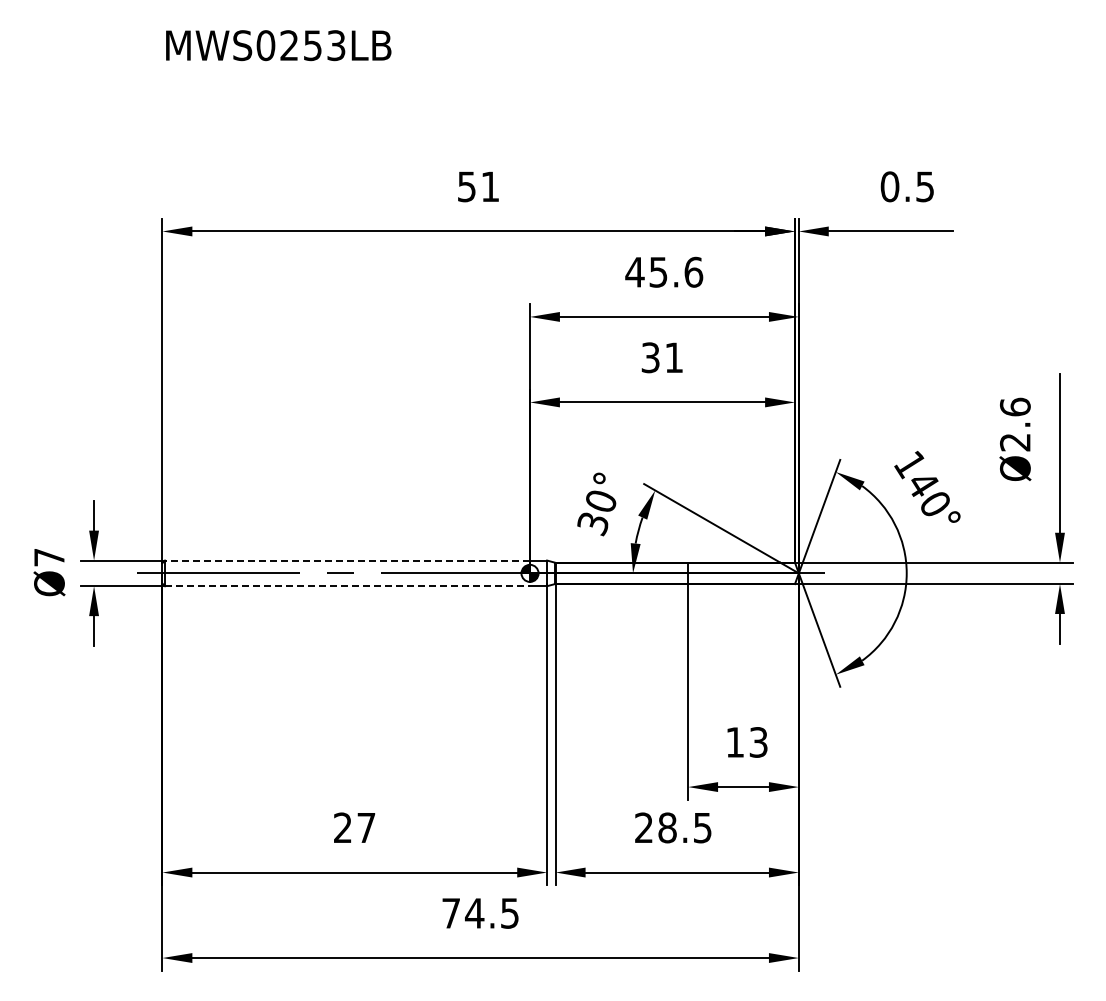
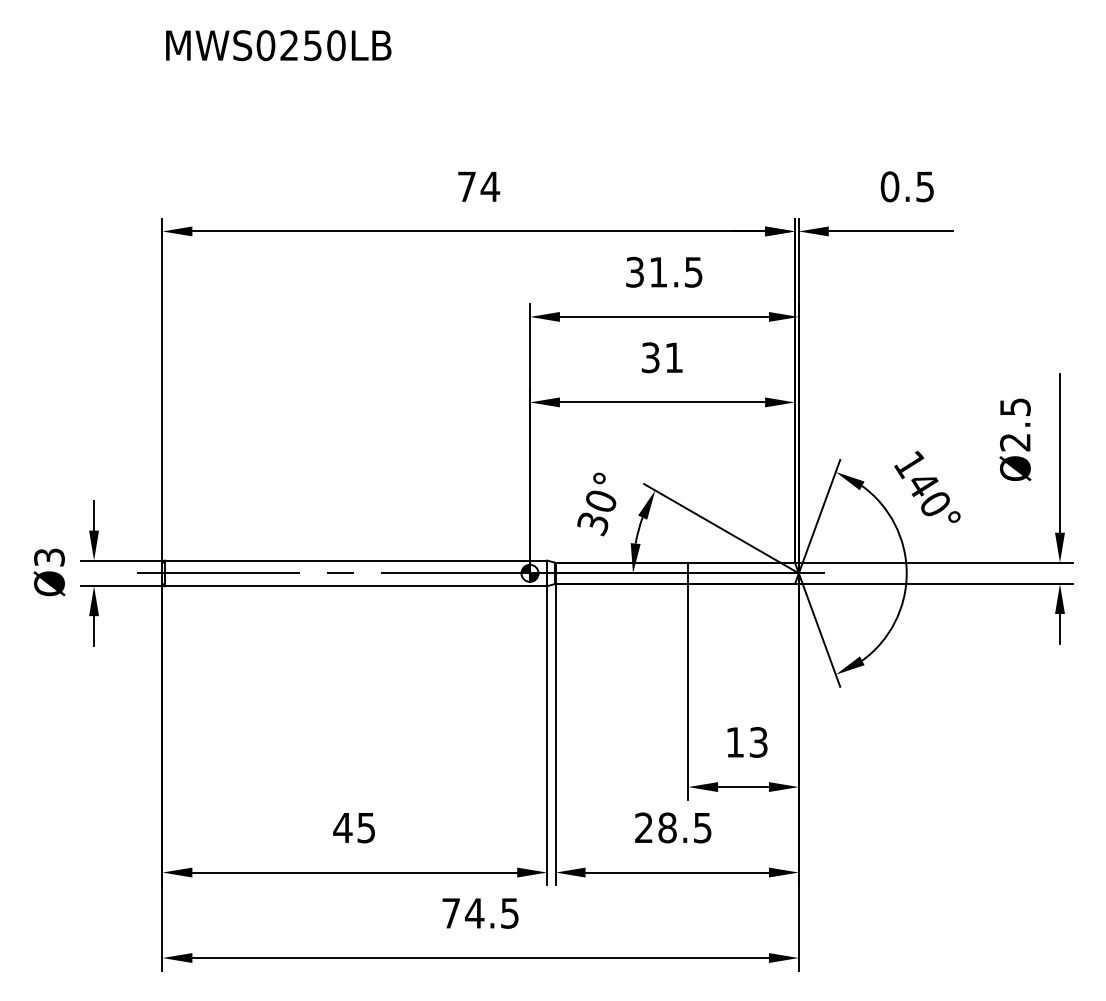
text: MWS0253LB -> MWS0250LB (336, 45)
text: 51 -> 74 (479, 186)
text: 45.6 -> 31.5 (664, 271)
text: Ø2.6 -> Ø2.5 (1015, 406)
text: Ø7 -> Ø3 (49, 557)
line: dashed -> solid (347, 560)
line: dashed -> solid (348, 586)
text: 27 -> 45 (354, 827)
